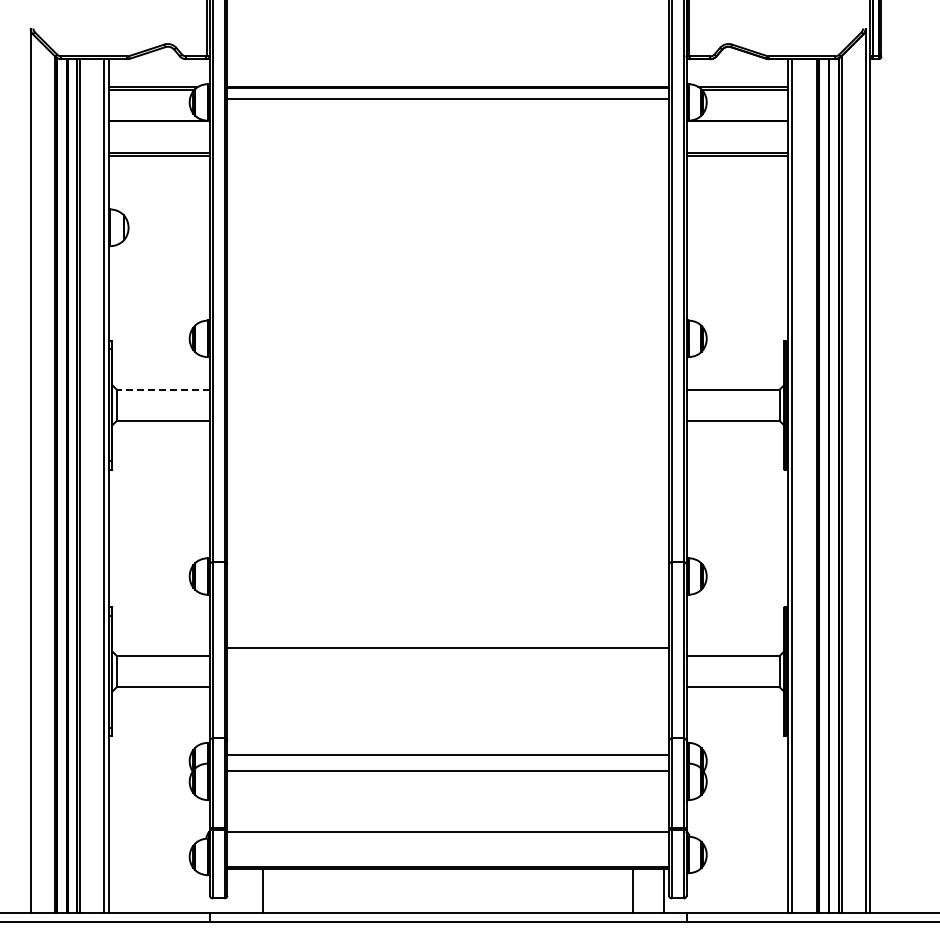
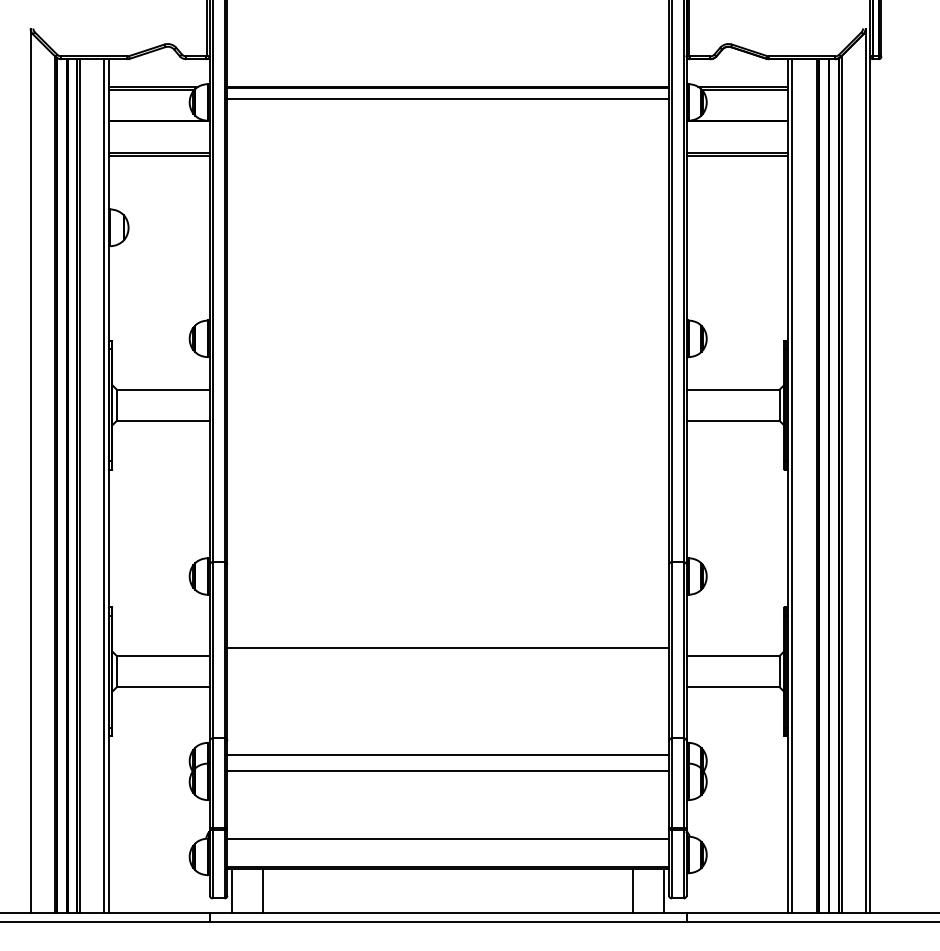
line: dashed -> solid (162, 389)
line position: (448, 832) -> (448, 839) (448, 839)
line: none -> present (231, 891)
